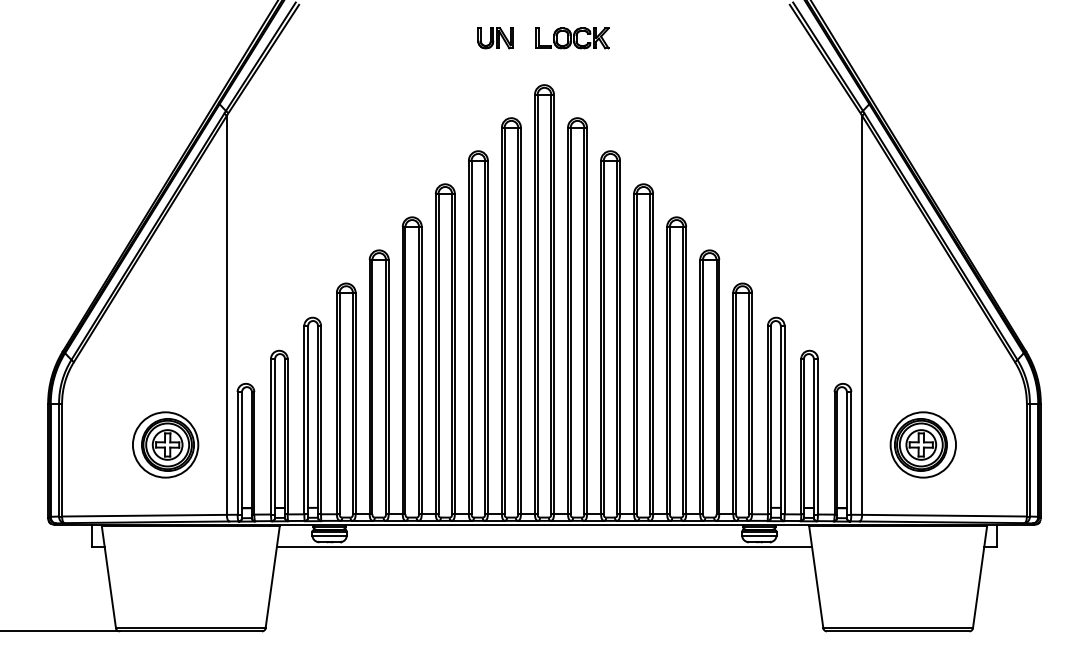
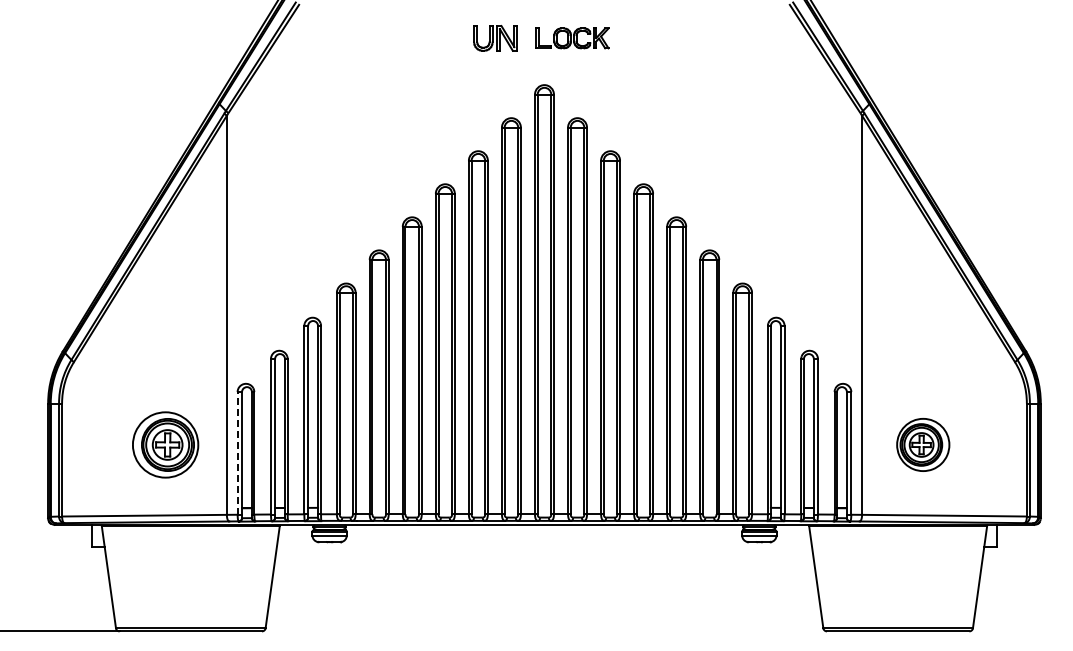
part size: 37x23 px -> 45x27 px (495, 38)
part size: 68x68 px -> 55x54 px (923, 444)
line: solid -> dashed (237, 452)
line: present -> none (544, 547)
